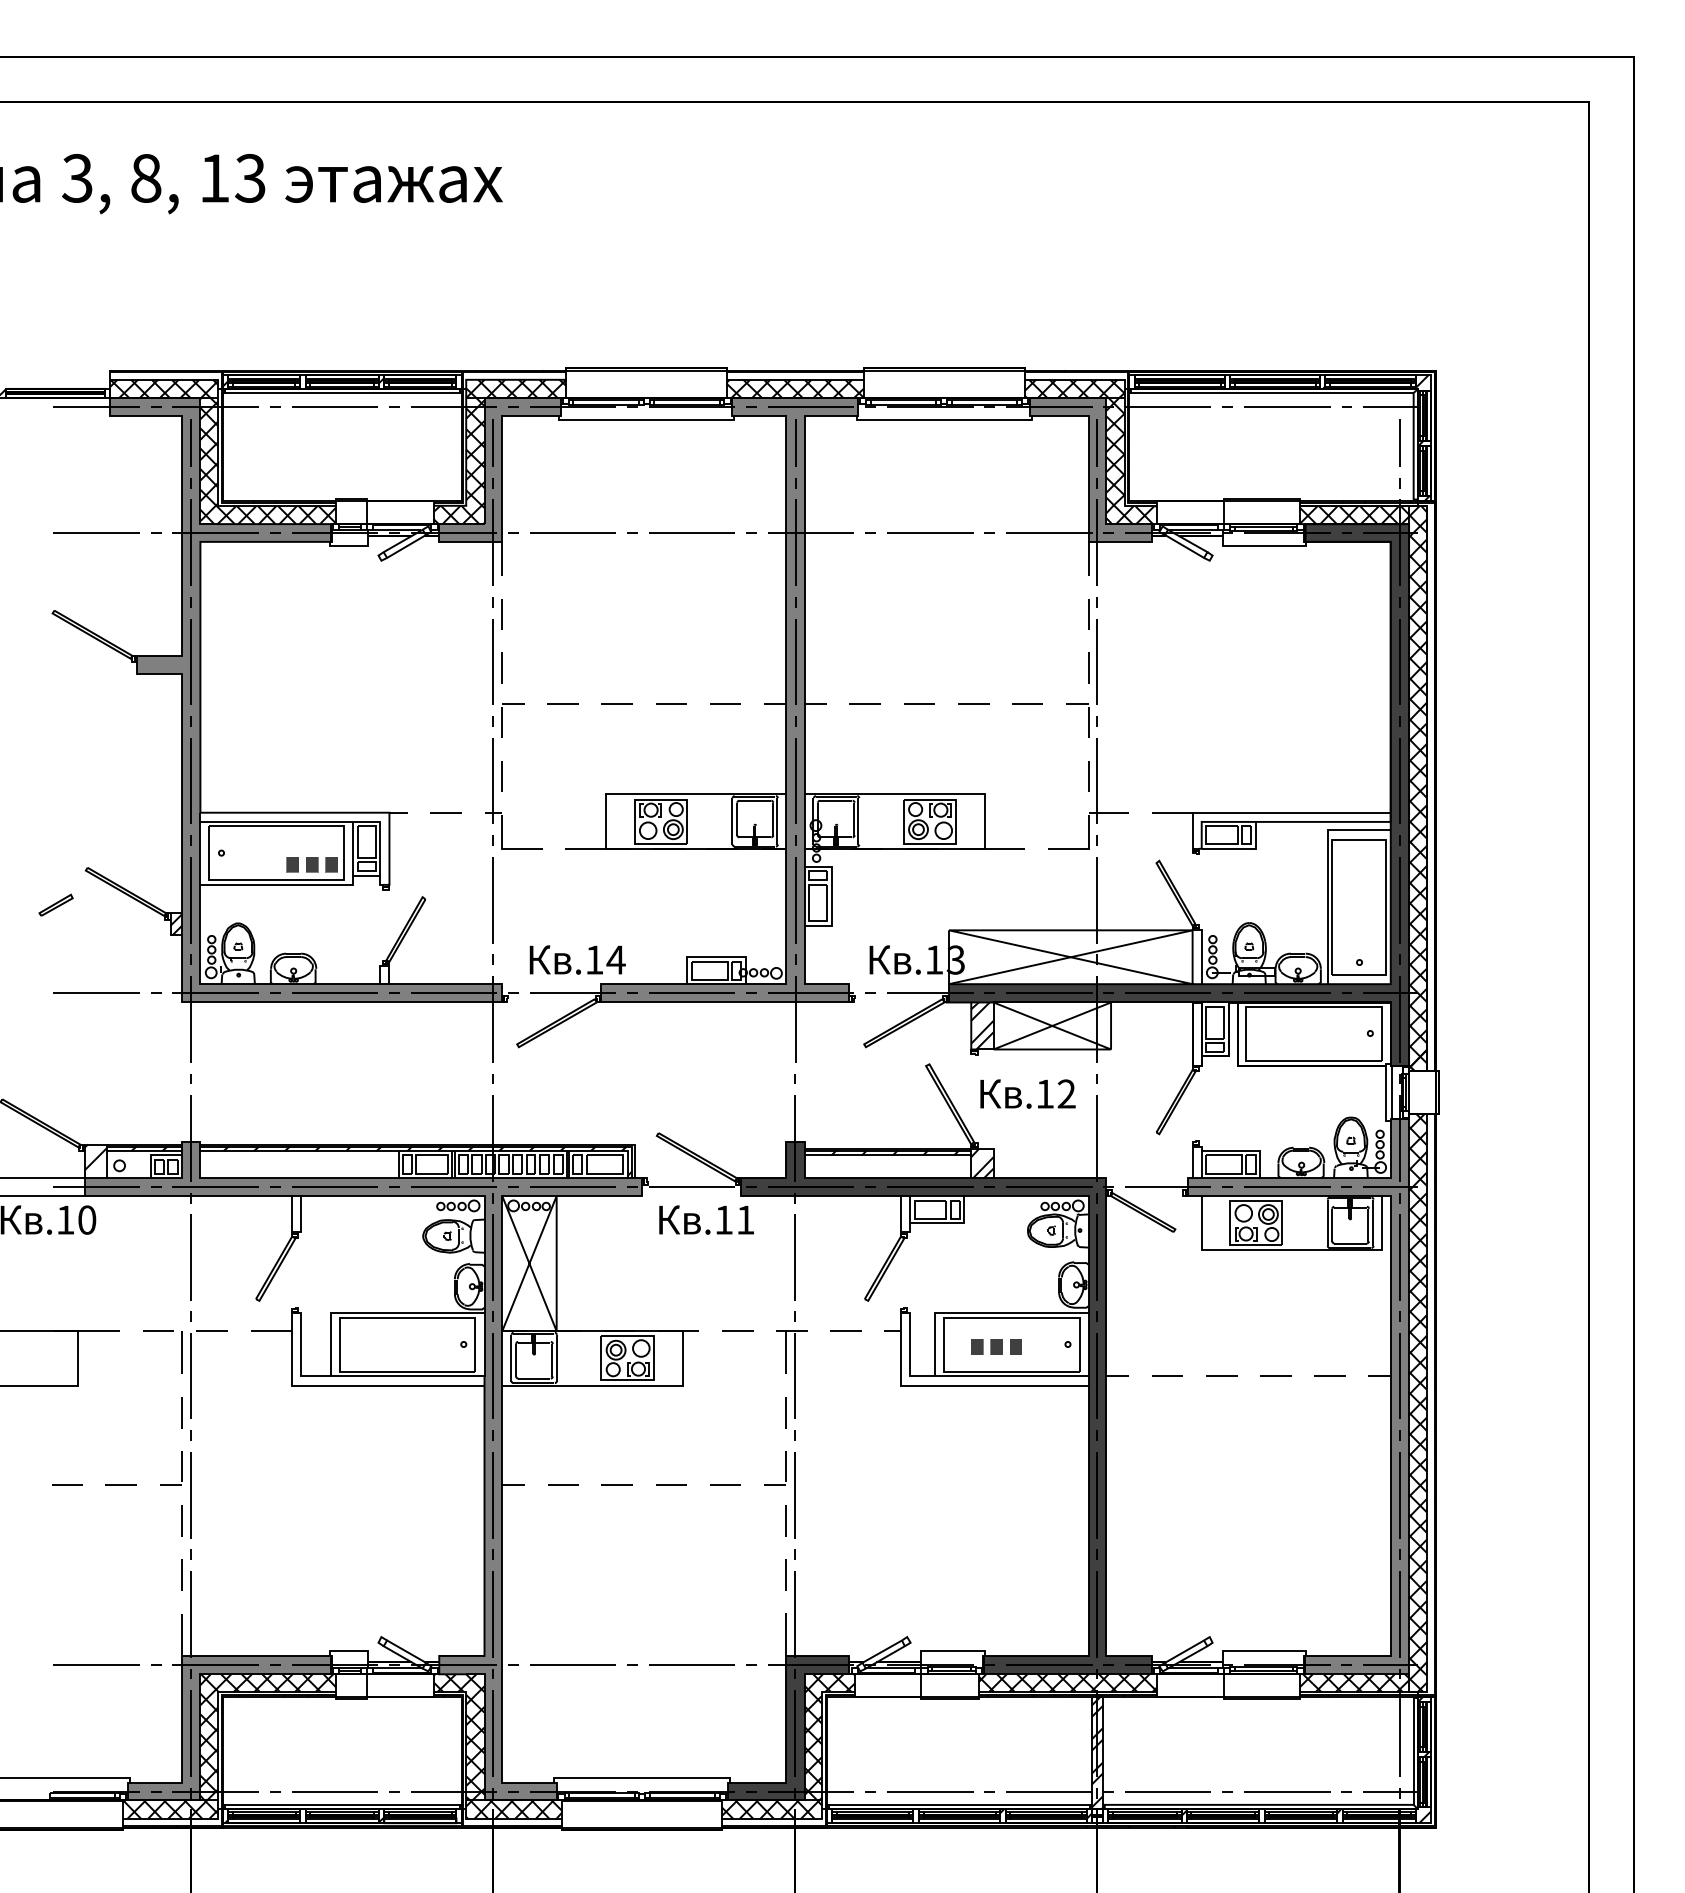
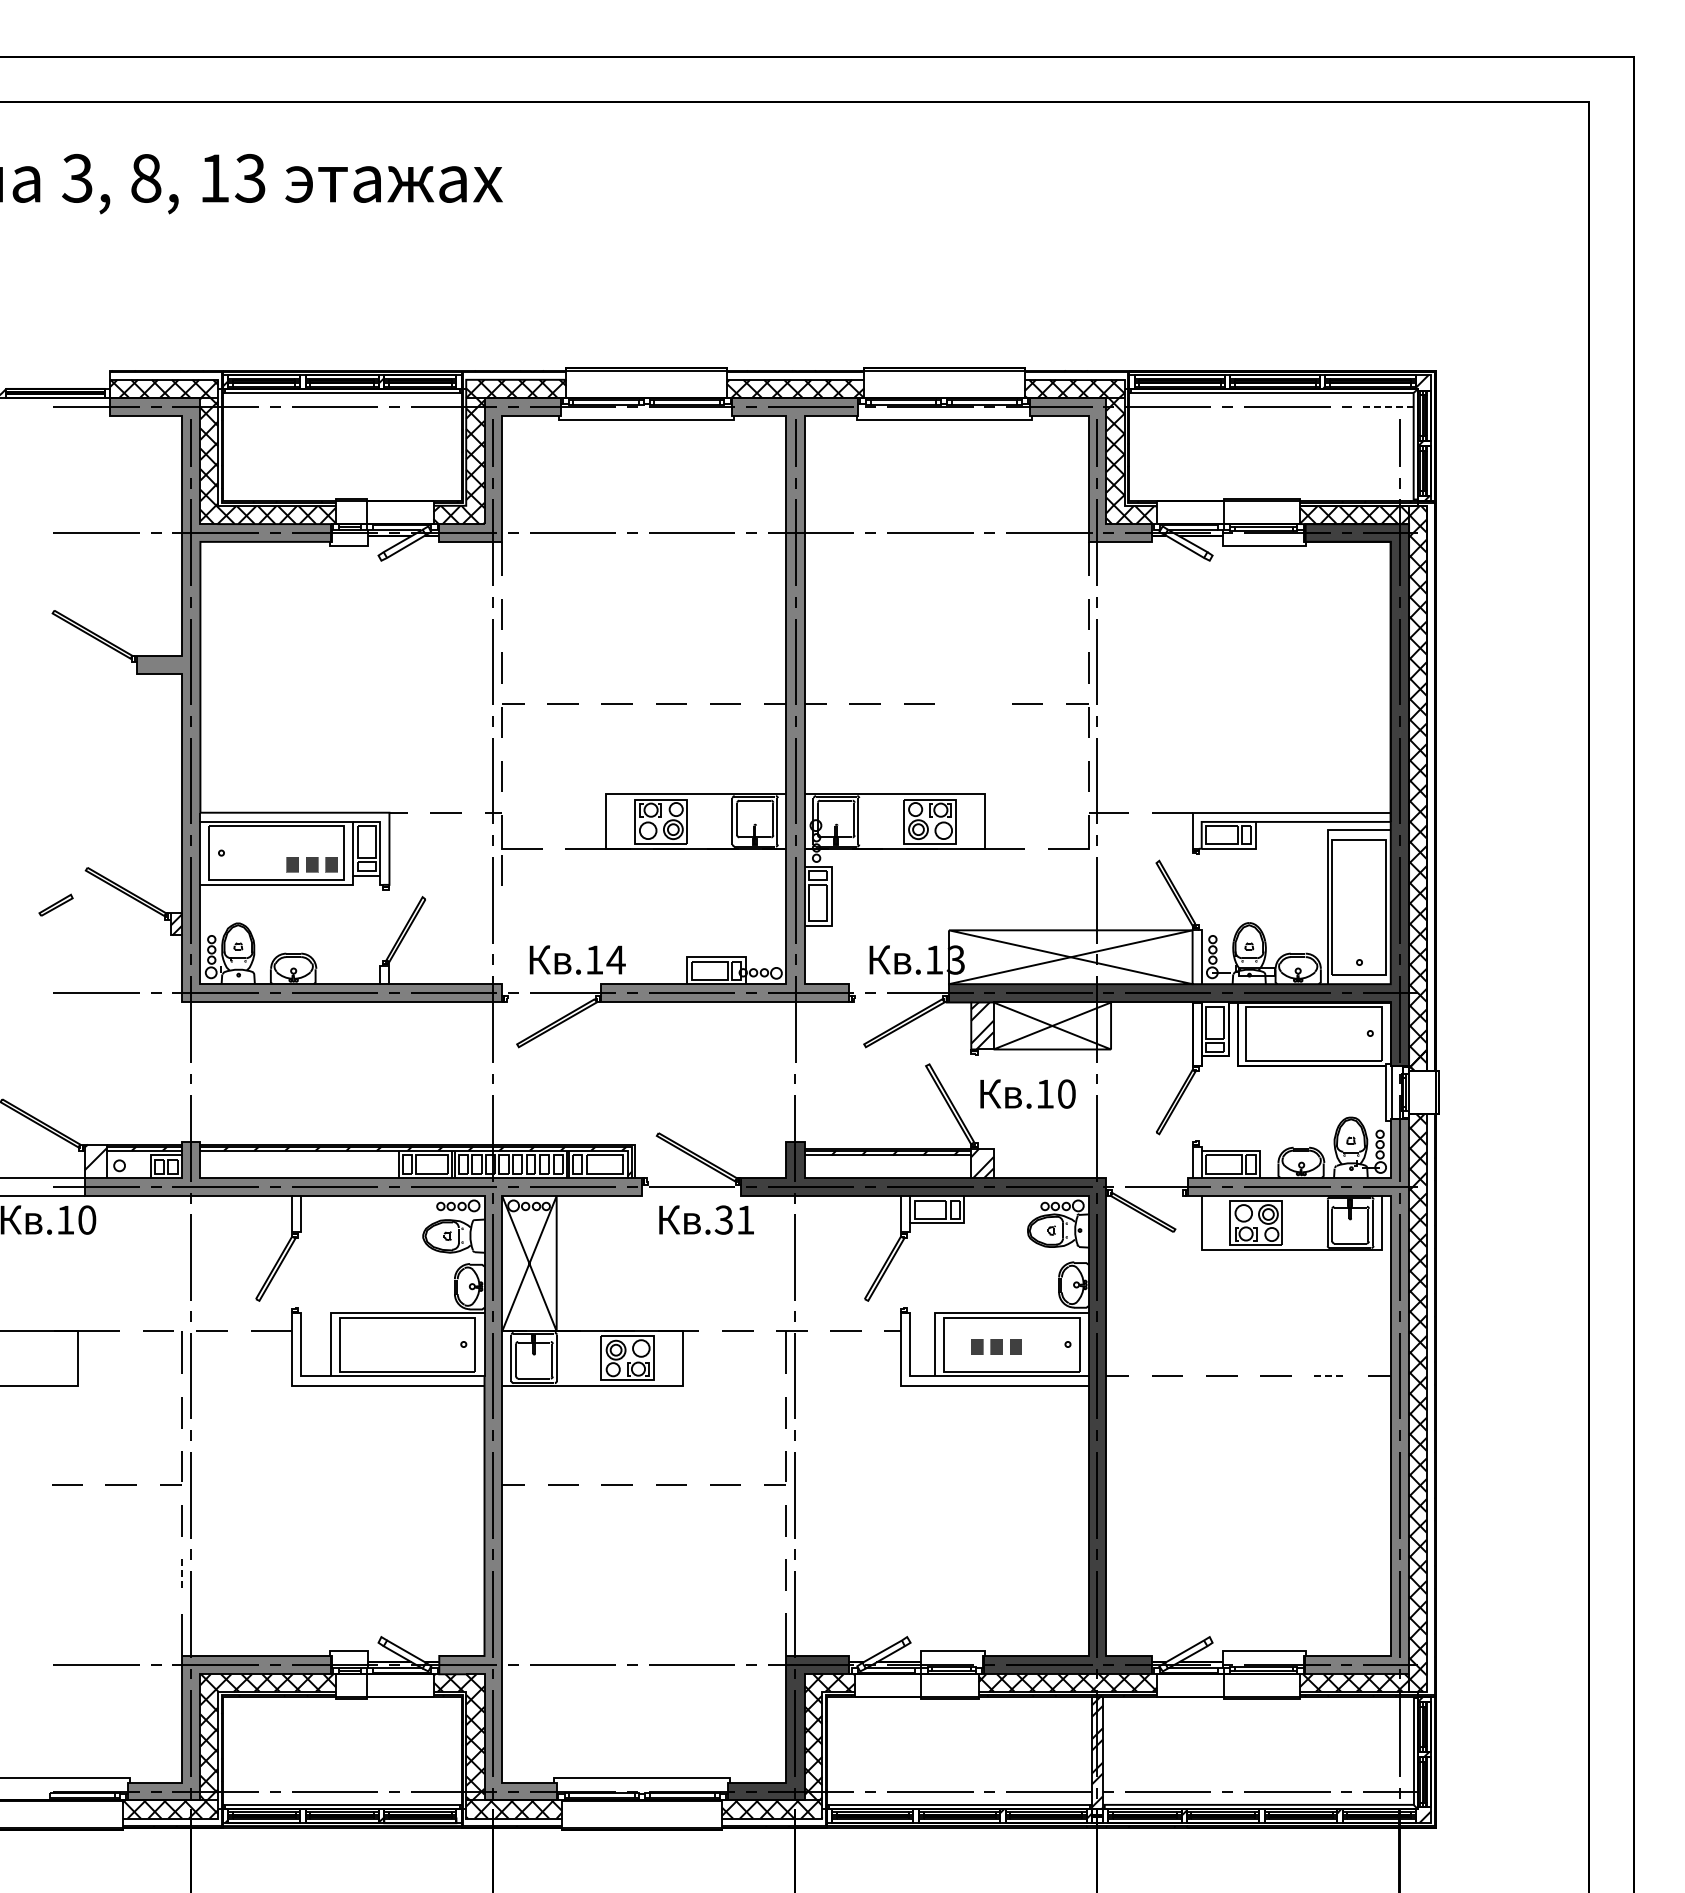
line: solid -> dashed (1391, 406)
line: present -> none (973, 703)
line: none -> present (501, 870)
text: .12 -> .10 (1066, 1093)
text: .11 -> .31 (723, 1219)
line: solid -> dashed (1330, 1376)
line: solid -> dashed (182, 1574)
